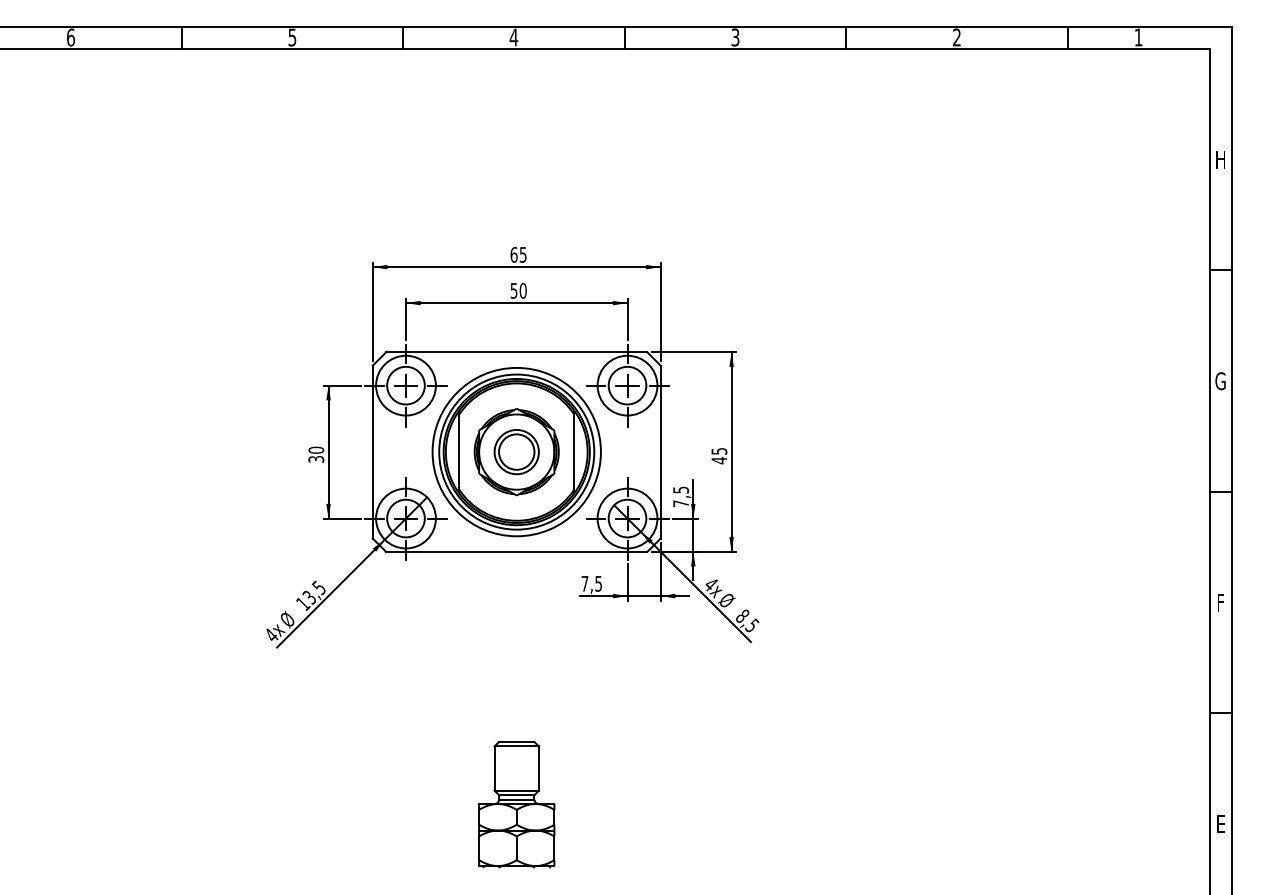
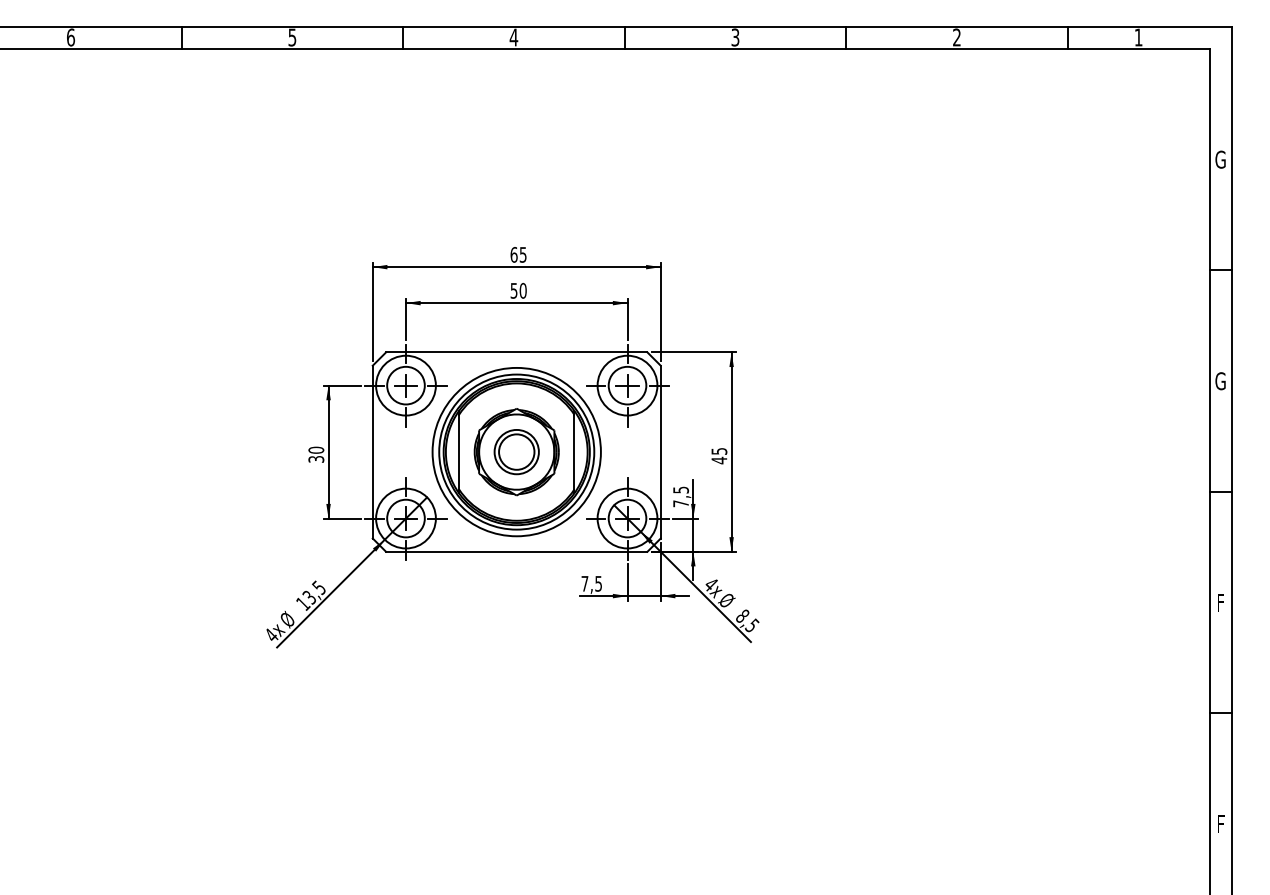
text: H -> G (1220, 159)
part: present -> none (516, 804)
text: E -> F (1220, 823)
